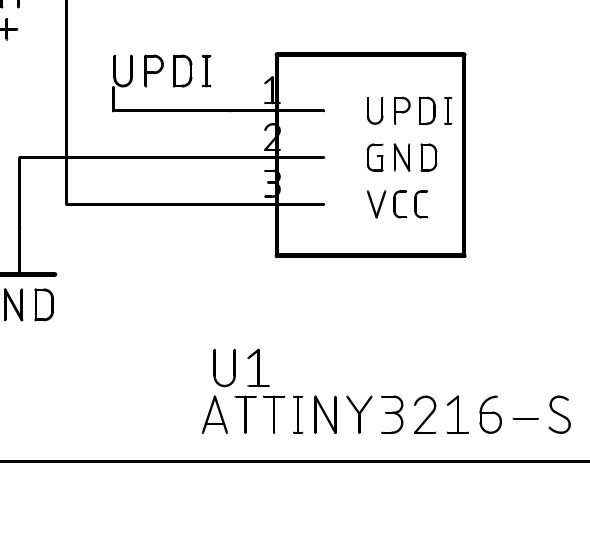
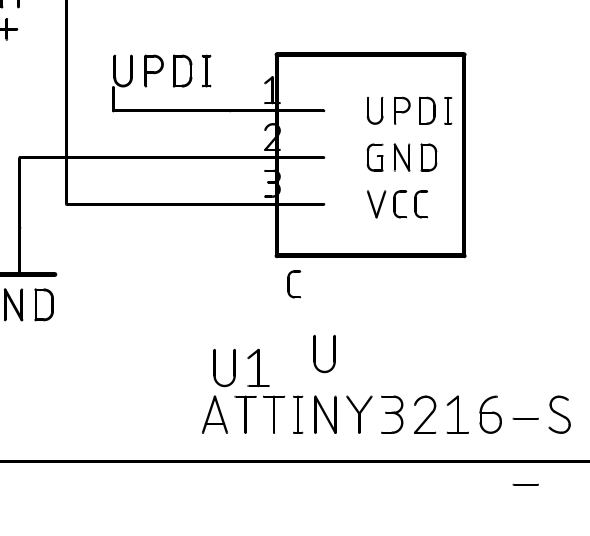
part: none -> present (294, 284)
part: none -> present (315, 354)
line: none -> present (525, 484)
